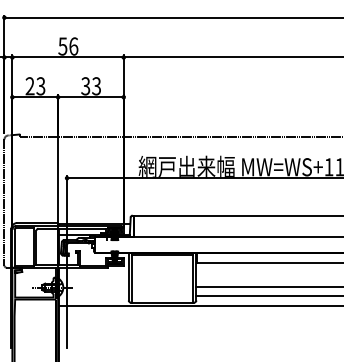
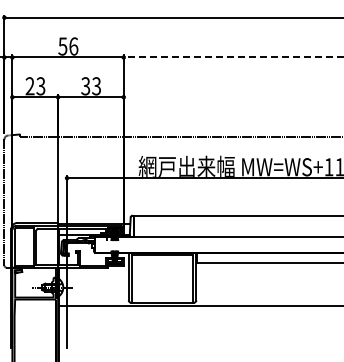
line: solid -> dashed (233, 57)
line: present -> none (268, 286)
line: present -> none (268, 295)
